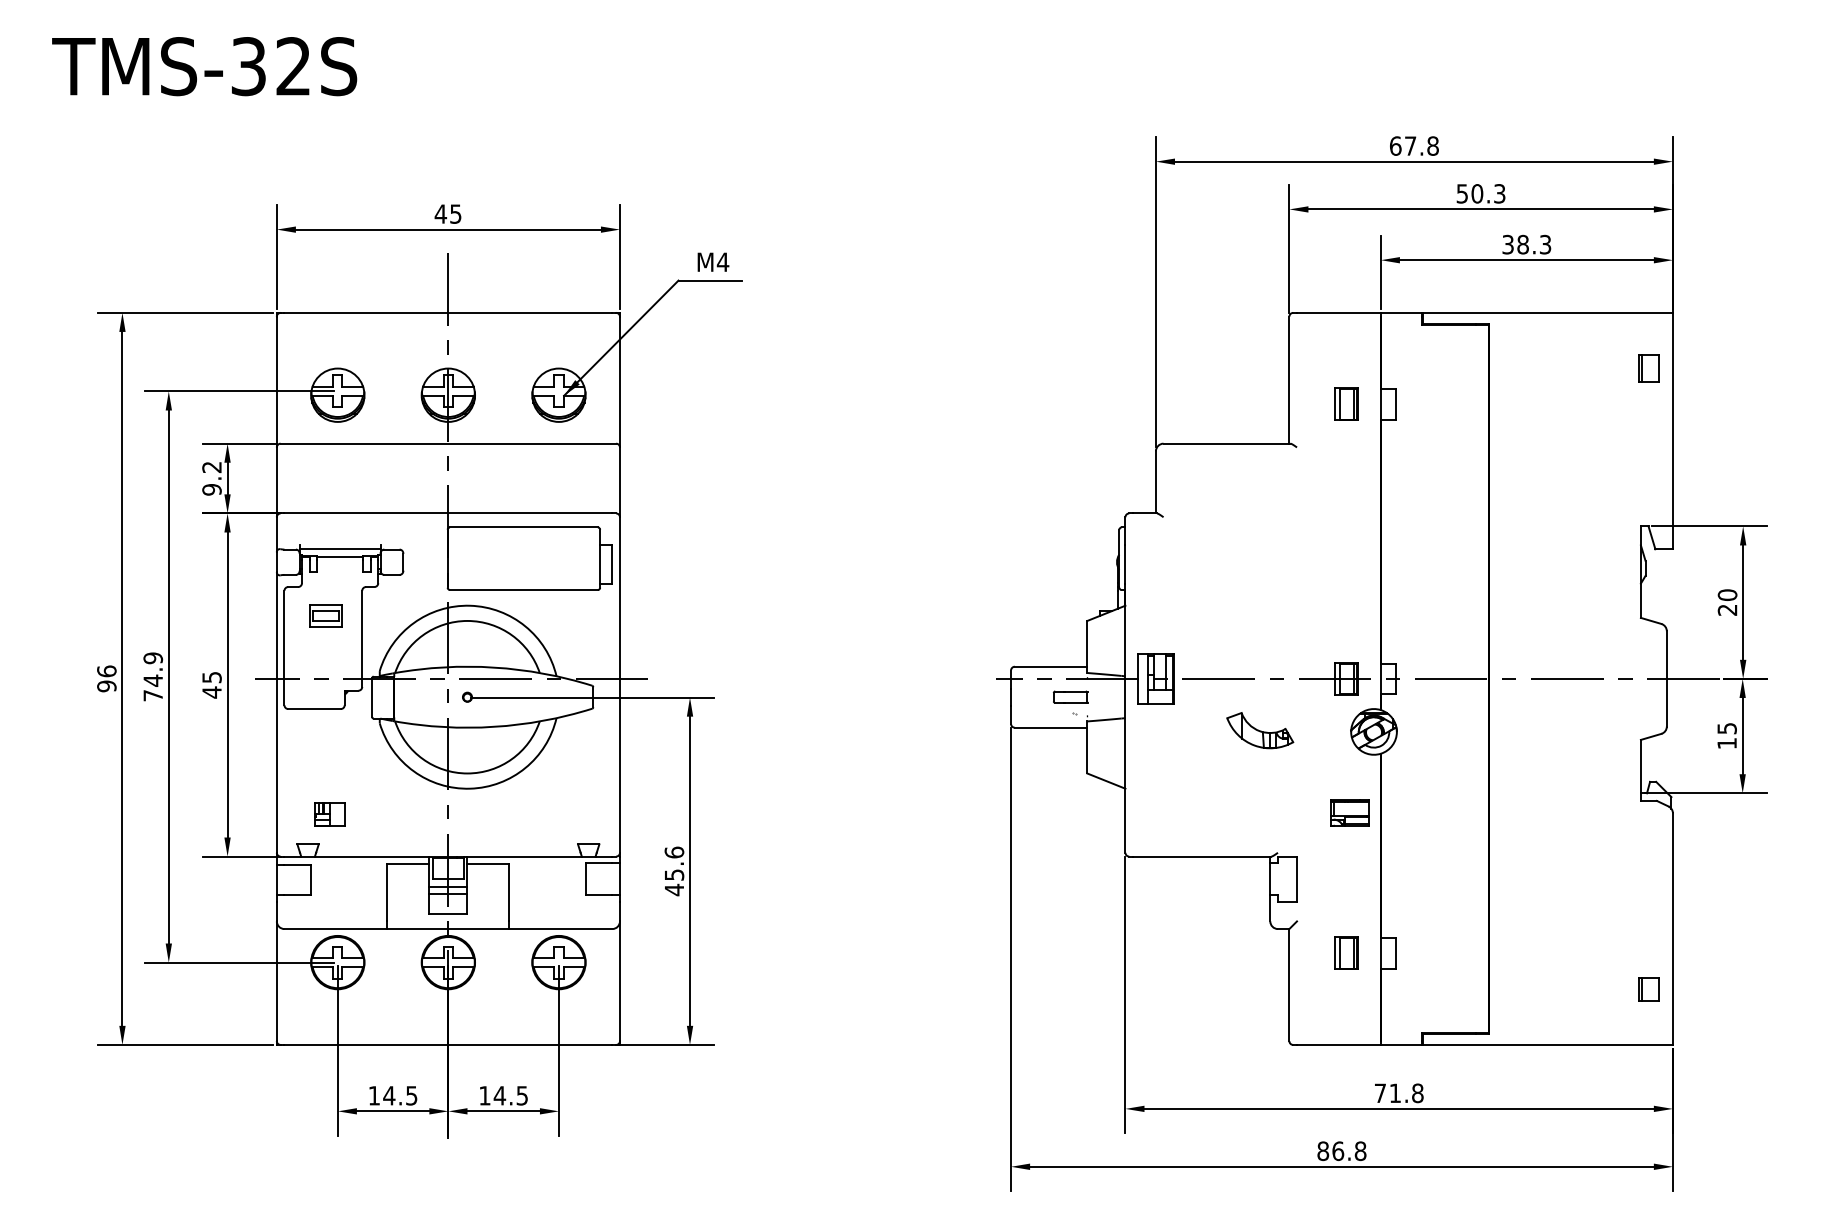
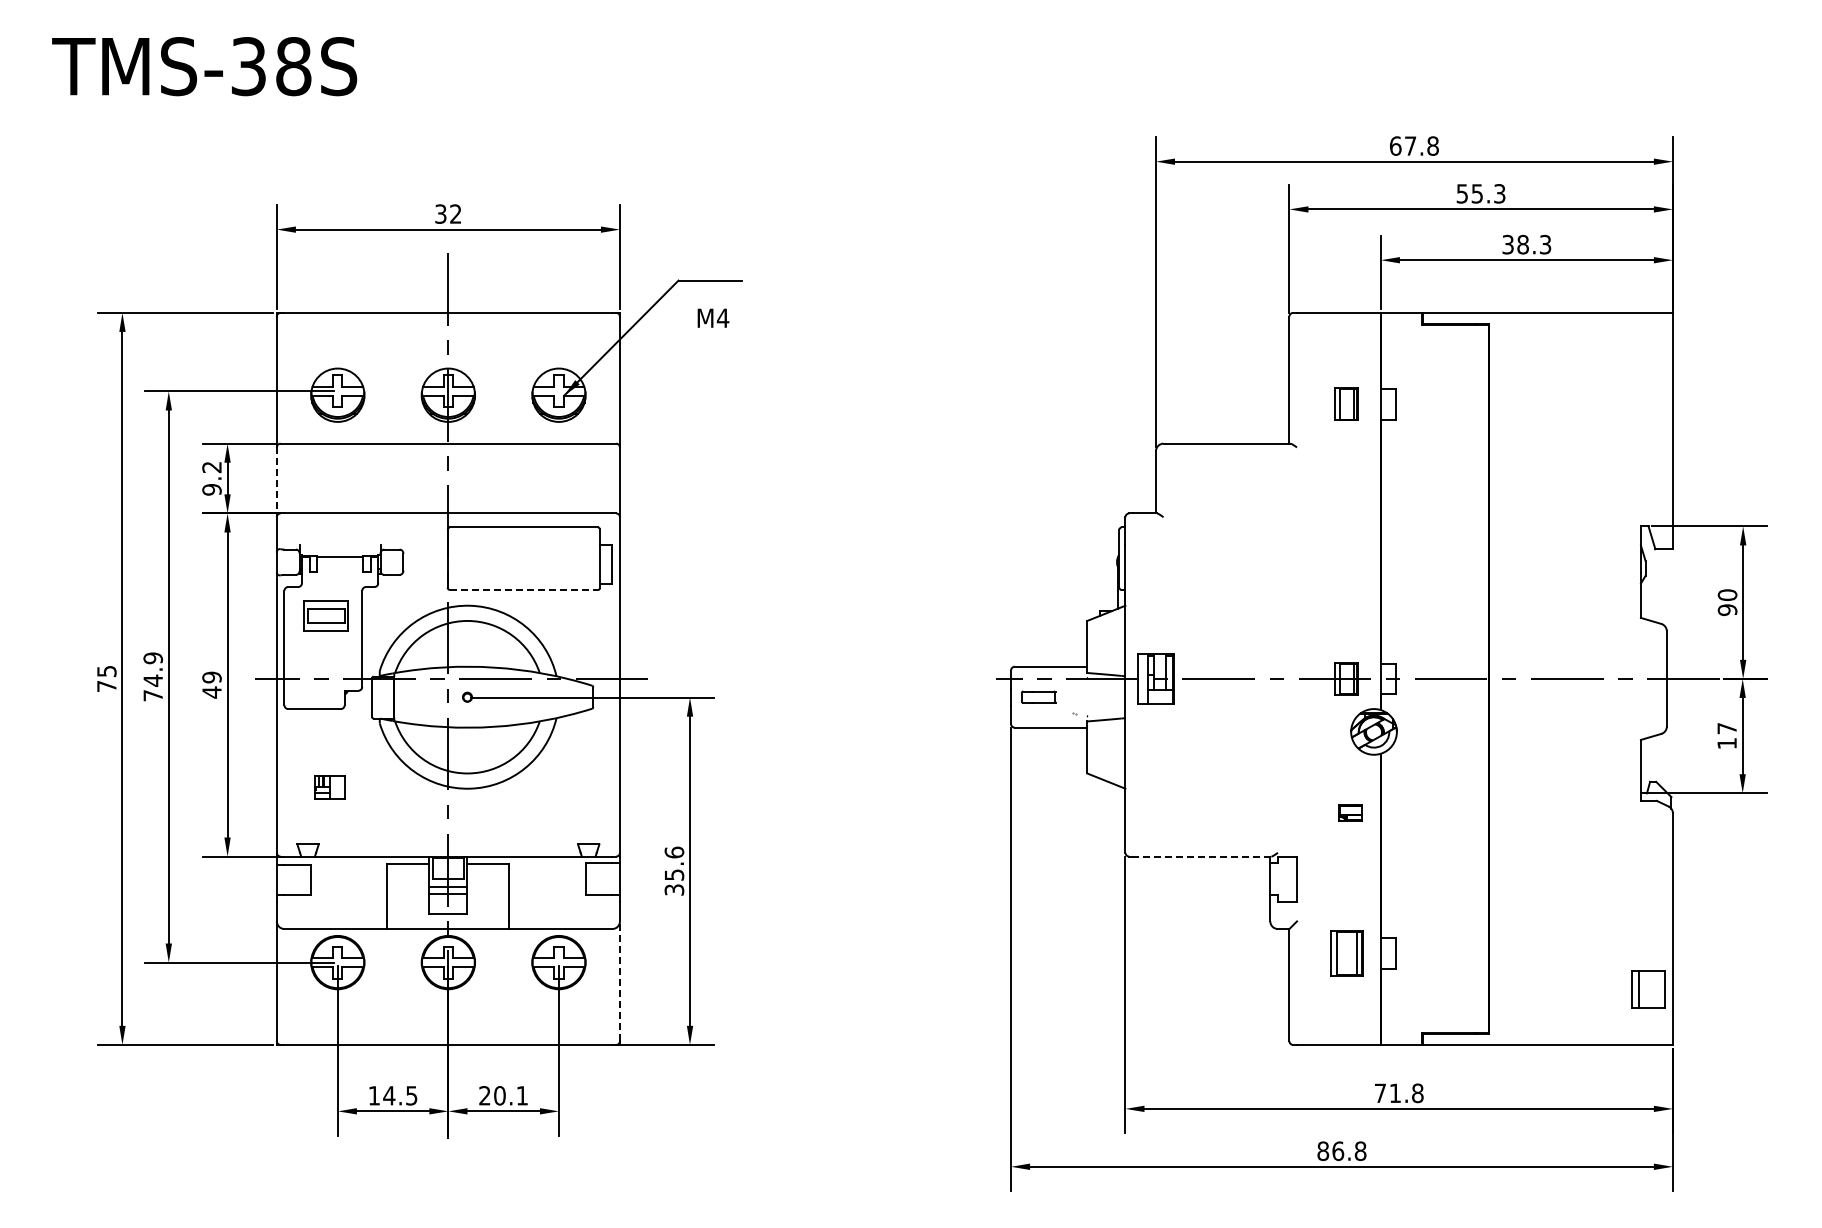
text: TMS-32S -> TMS-38S (293, 66)
text: 50.3 -> 55.3 (1477, 193)
text: 45 -> 32 (447, 213)
text position: (713, 261) -> (713, 317) (713, 317)
part: present -> none (1648, 368)
line: solid -> dashed (276, 482)
line: present -> none (339, 548)
line: solid -> dashed (523, 590)
text: 20 -> 90 (1727, 610)
part size: 34x24 px -> 46x32 px (325, 615)
text: 45 -> 49 (211, 677)
text: 96 -> 75 (106, 678)
part position: (1070, 696) -> (1038, 696) (1038, 696)
text: 15 -> 17 (1726, 728)
part: present -> none (1260, 730)
part size: 40x28 px -> 25x18 px (1350, 812)
part position: (329, 814) -> (329, 787) (329, 787)
line: solid -> dashed (1201, 856)
text: 45.6 -> 35.6 (674, 889)
part size: 25x34 px -> 34x47 px (1346, 953)
line: solid -> dashed (619, 981)
part size: 22x25 px -> 35x39 px (1648, 989)
text: 14.5 -> 20.1 (503, 1095)
